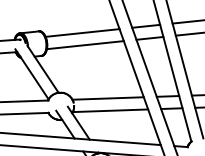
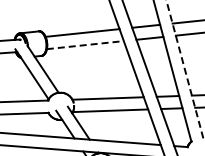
line: solid -> dashed (85, 45)
line: solid -> dashed (184, 68)
